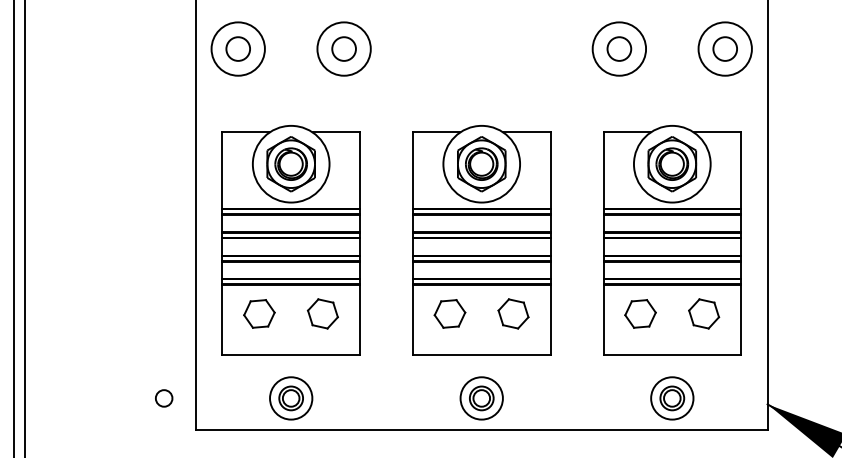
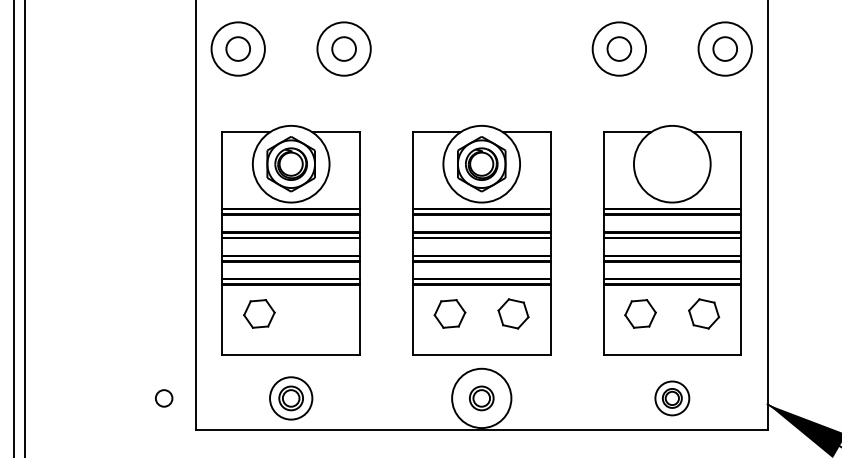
part: present -> none (672, 164)
part: present -> none (322, 313)
circle diameter: 42 px -> 59 px (481, 398)
part size: 45x45 px -> 37x37 px (672, 398)
